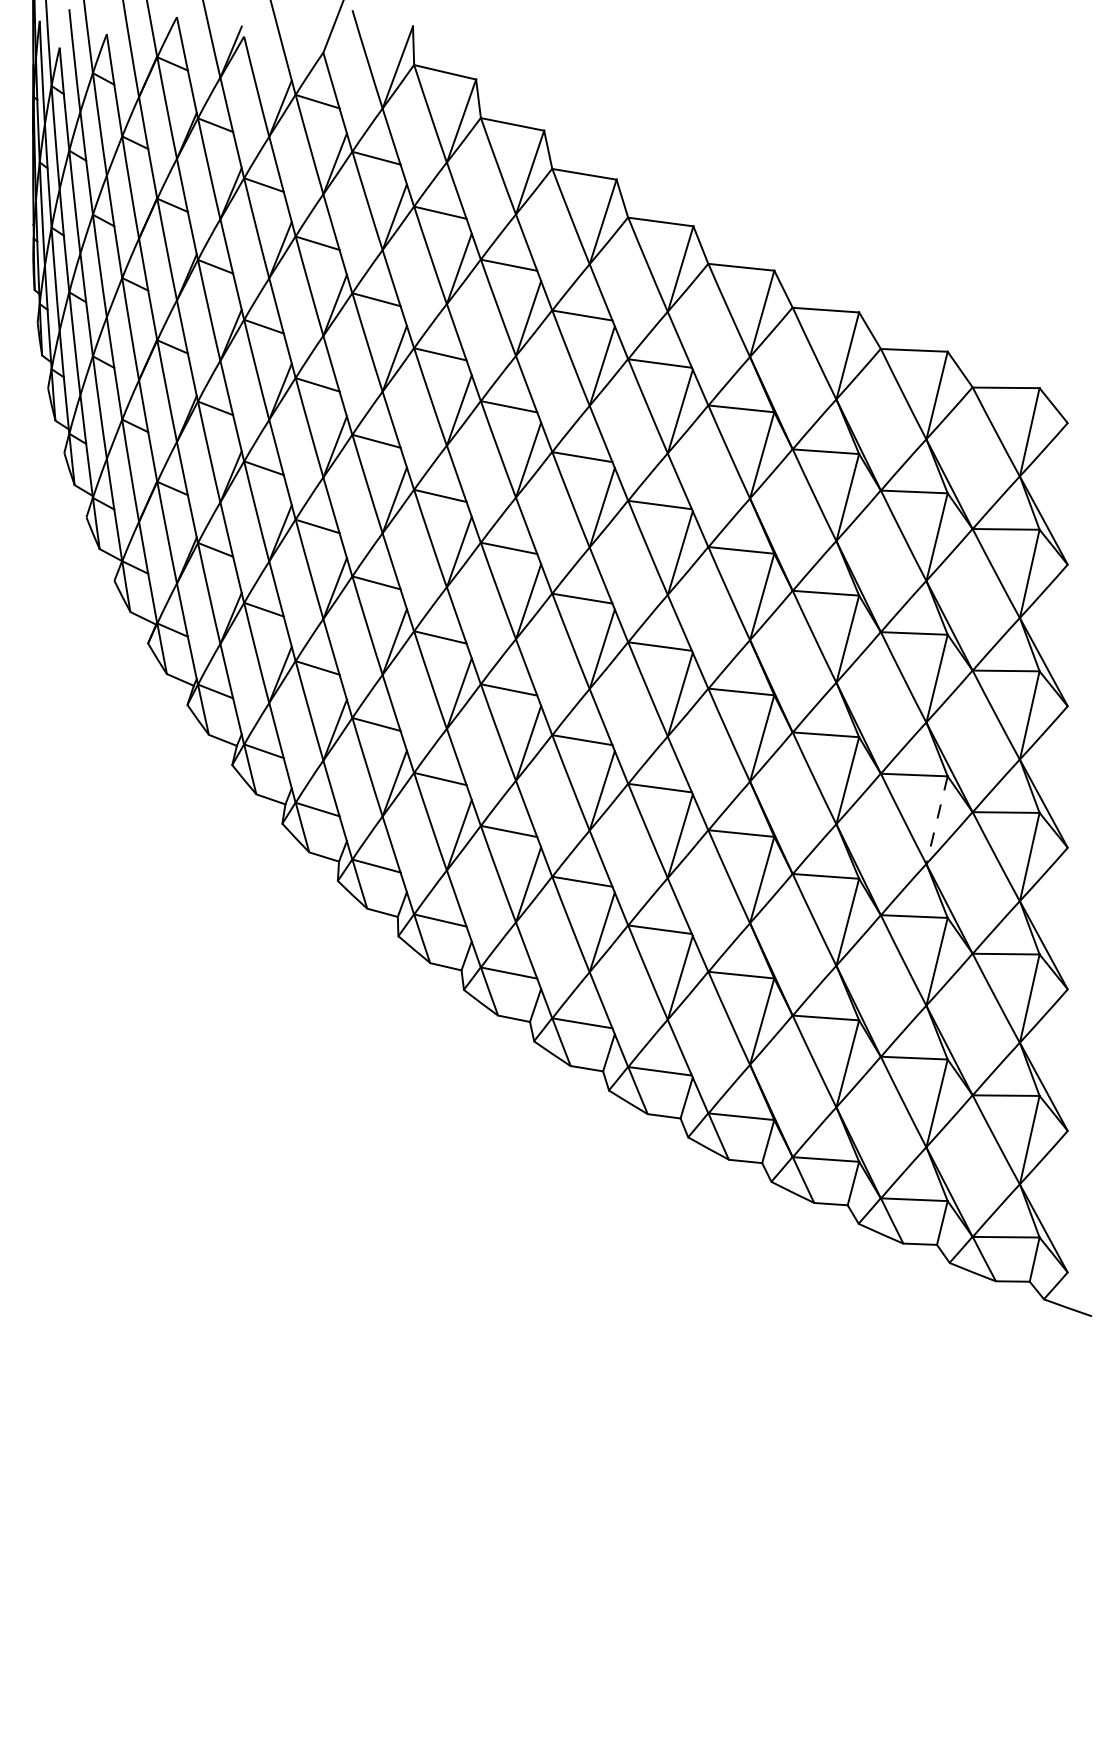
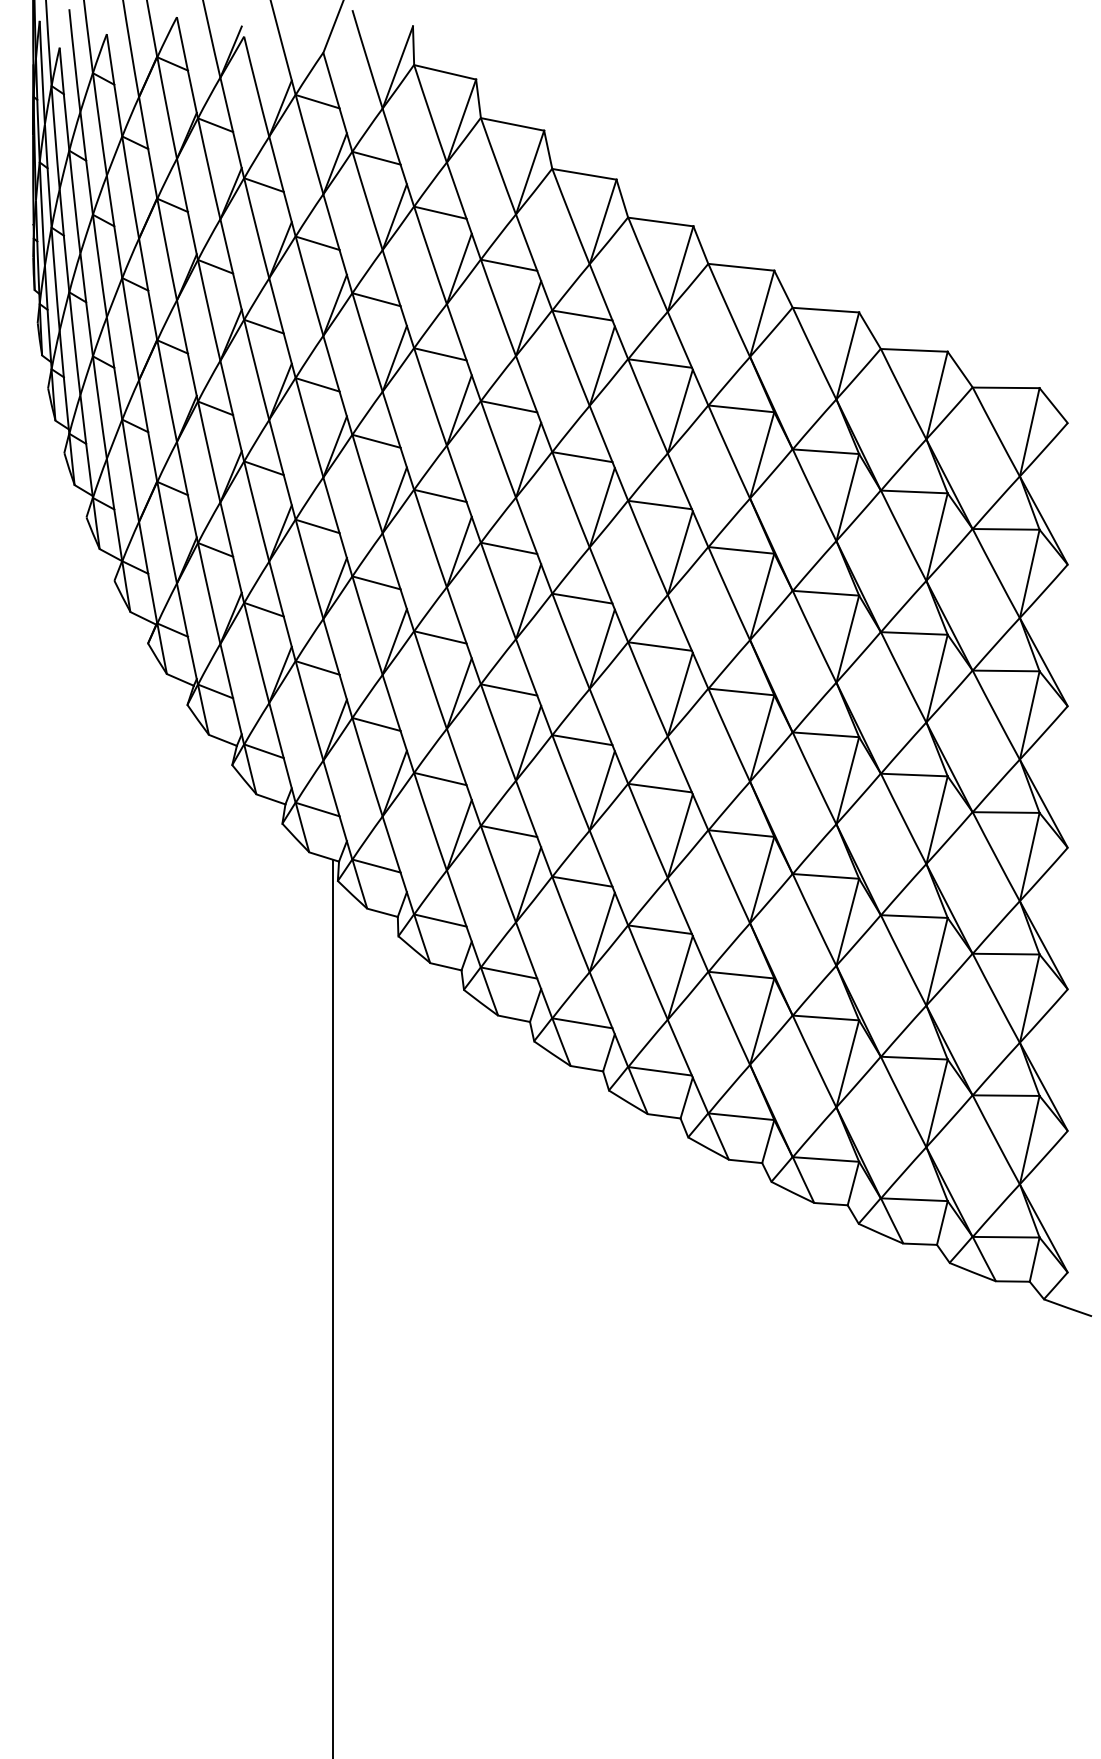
line: dashed -> solid (936, 820)
line: none -> present (332, 1307)
